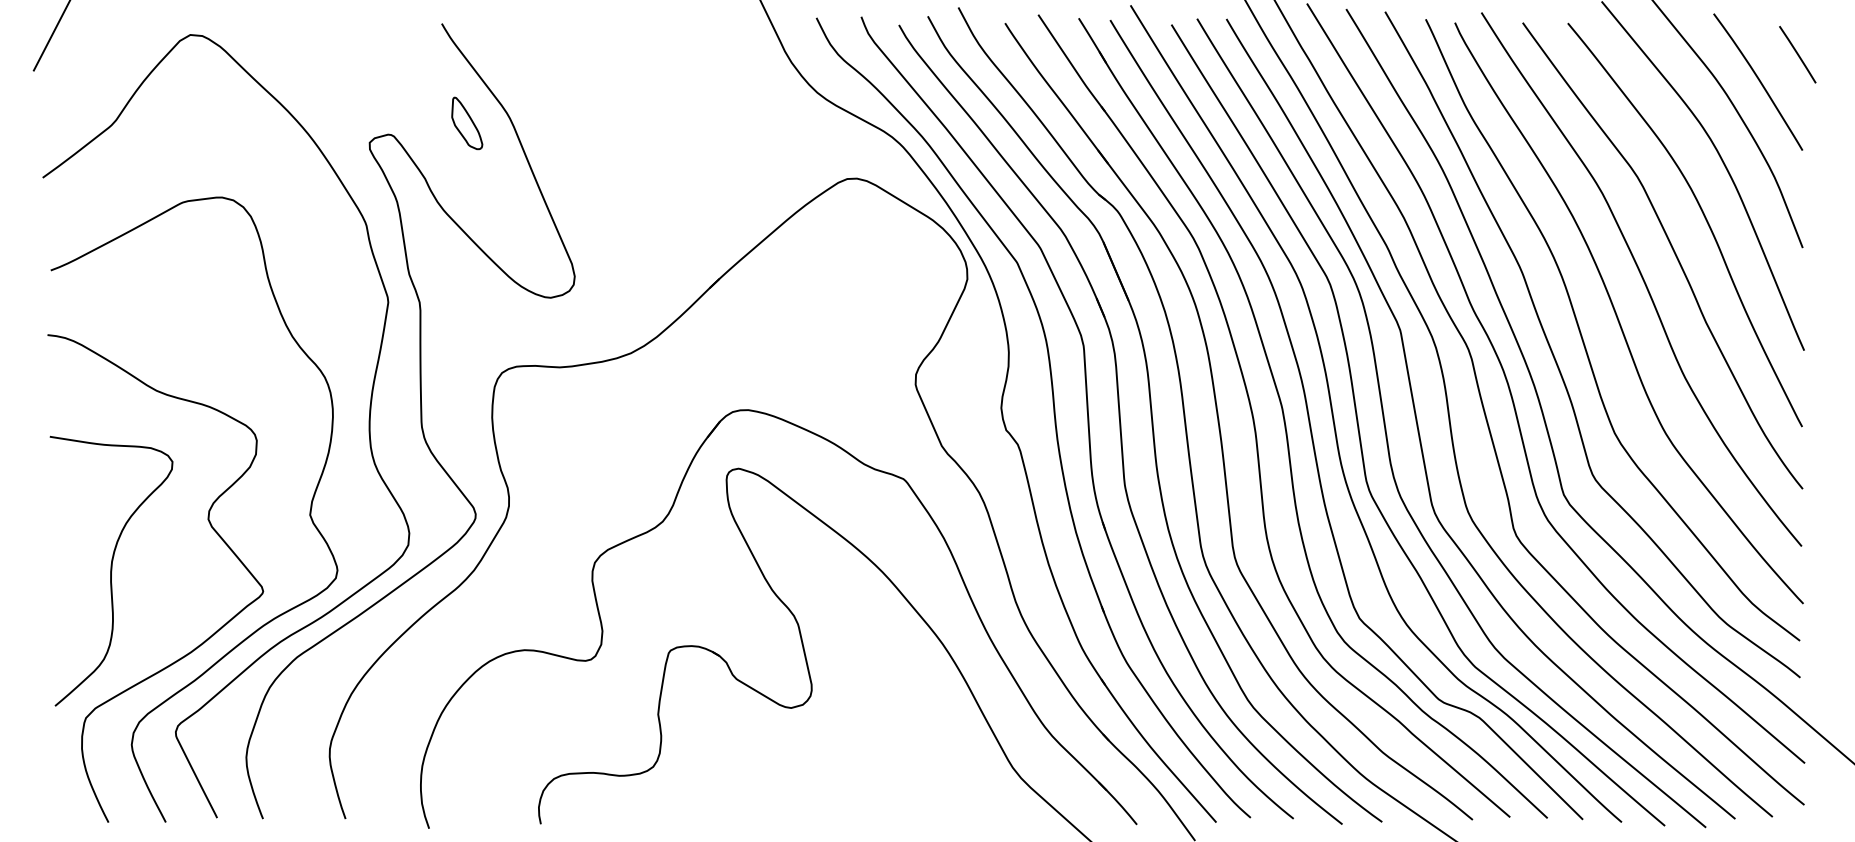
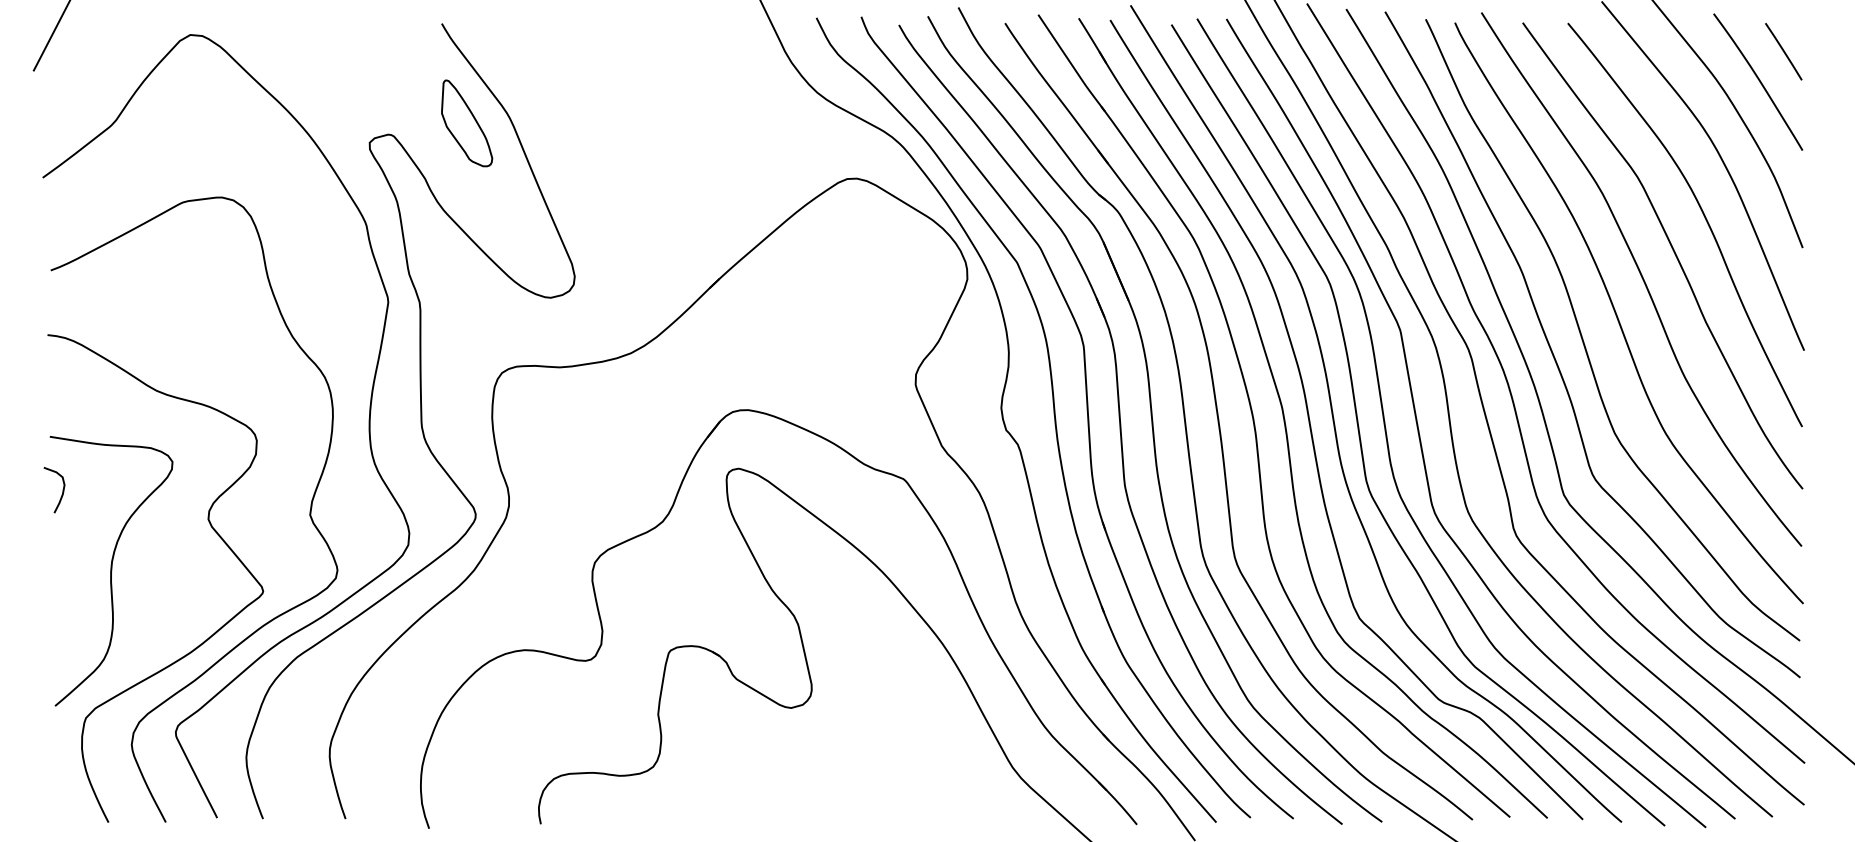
line position: (1797, 54) -> (1783, 51) (1783, 51)
part size: 33x55 px -> 53x89 px (467, 123)
curve: none -> present (62, 490)
